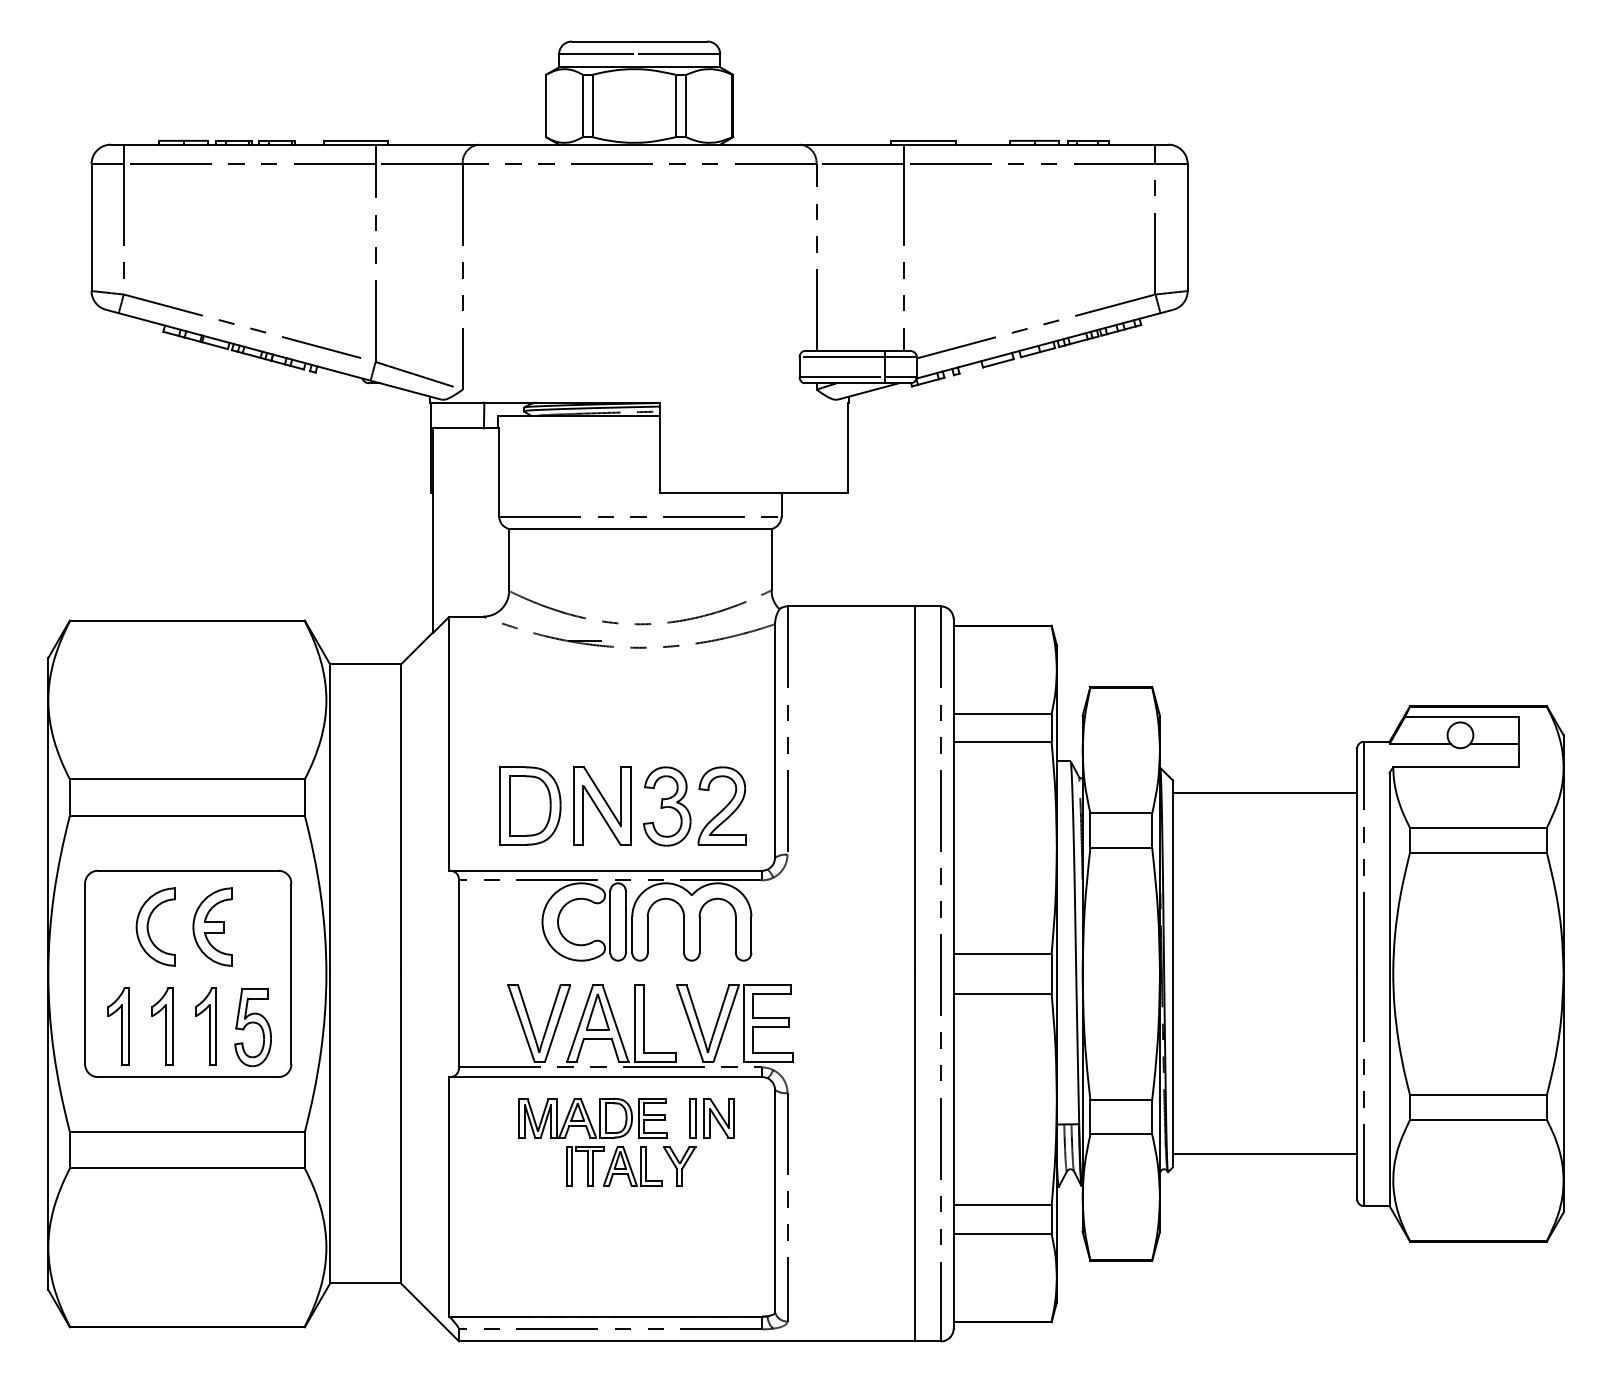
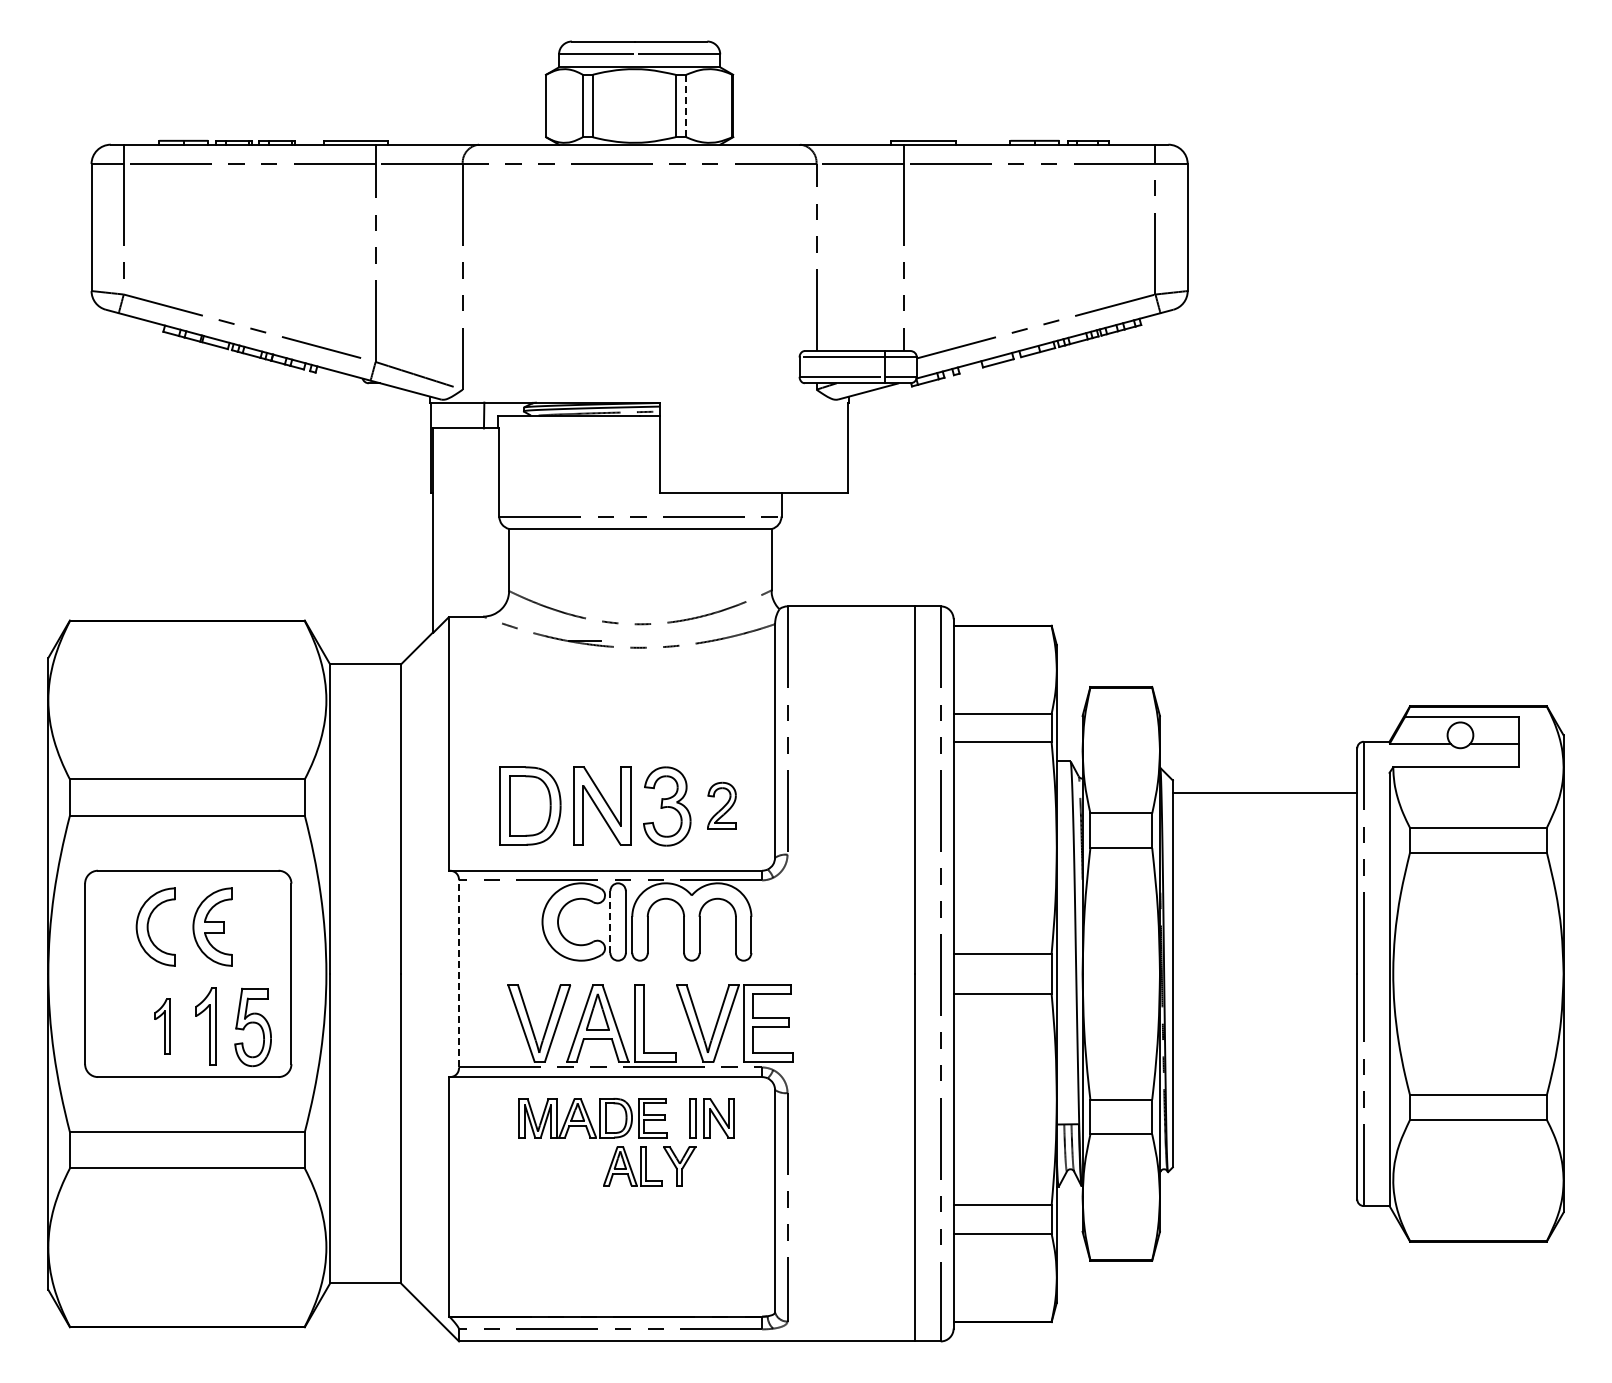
line: solid -> dashed (686, 105)
part size: 50x80 px -> 30x49 px (721, 805)
line: solid -> dashed (610, 922)
line: solid -> dashed (459, 973)
part: present -> none (118, 1026)
part size: 23x79 px -> 17x57 px (162, 1026)
line: present -> none (1264, 1154)
part: present -> none (585, 1166)
